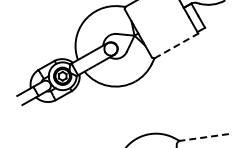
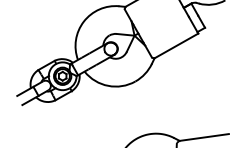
line: dashed -> solid (176, 45)
line: dashed -> solid (204, 137)
